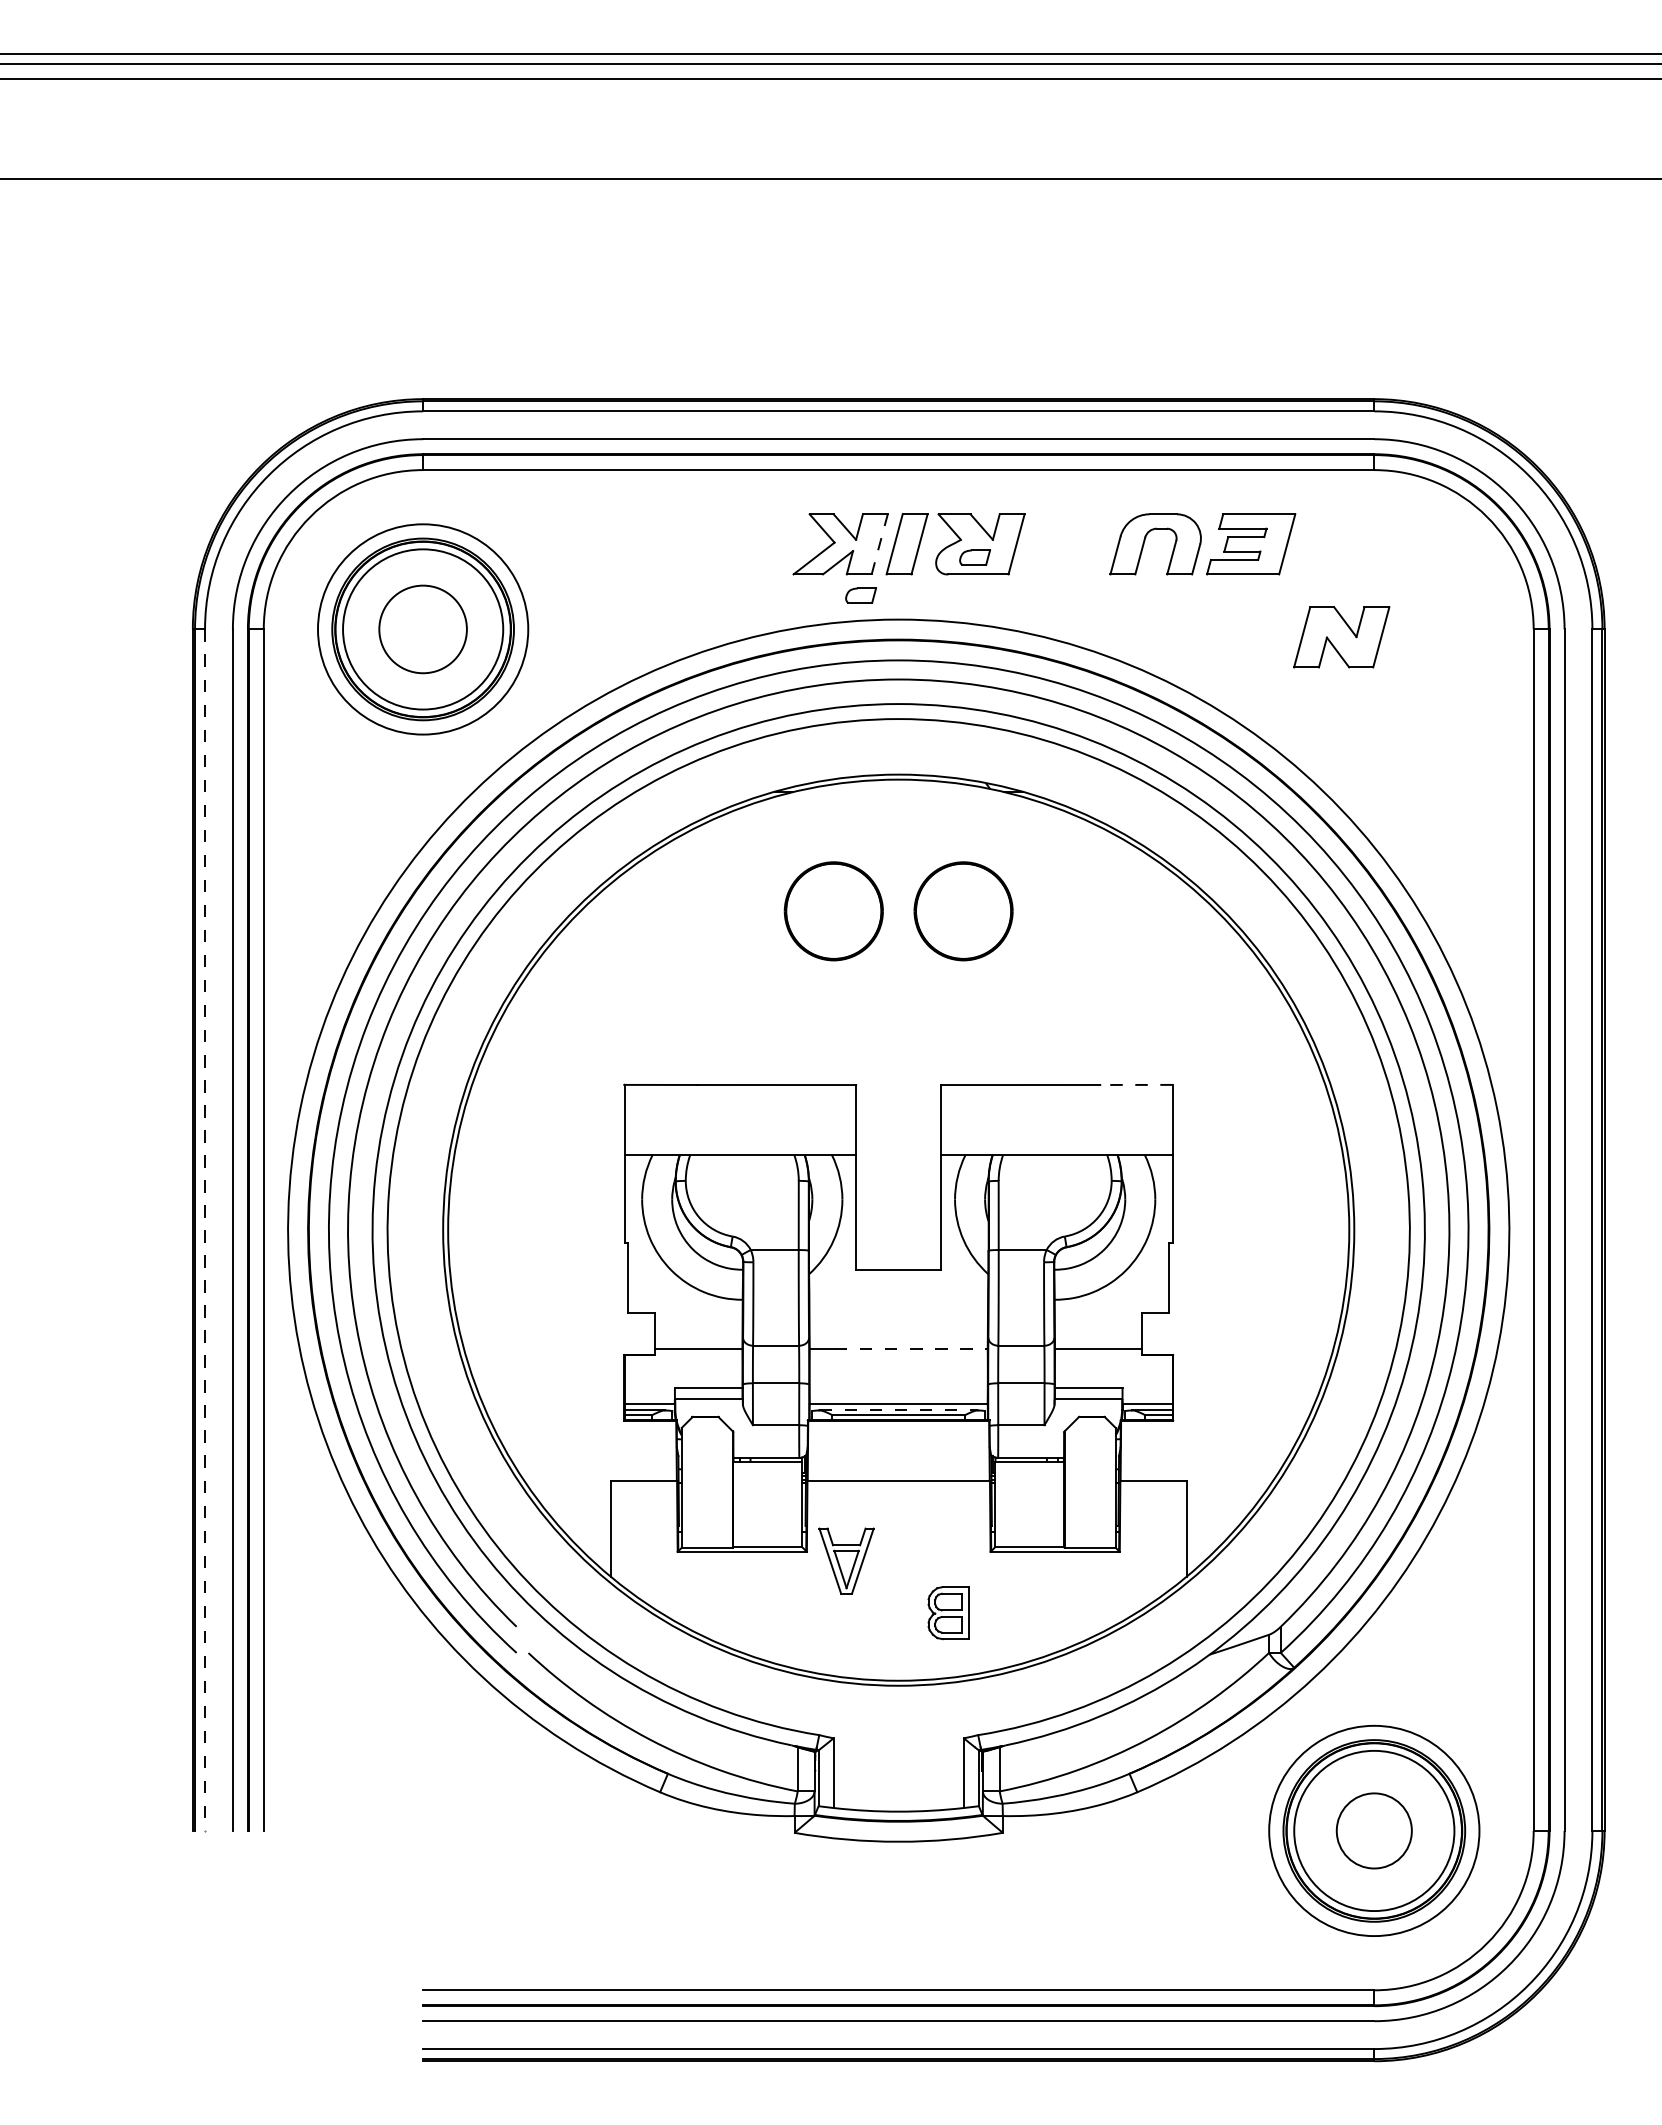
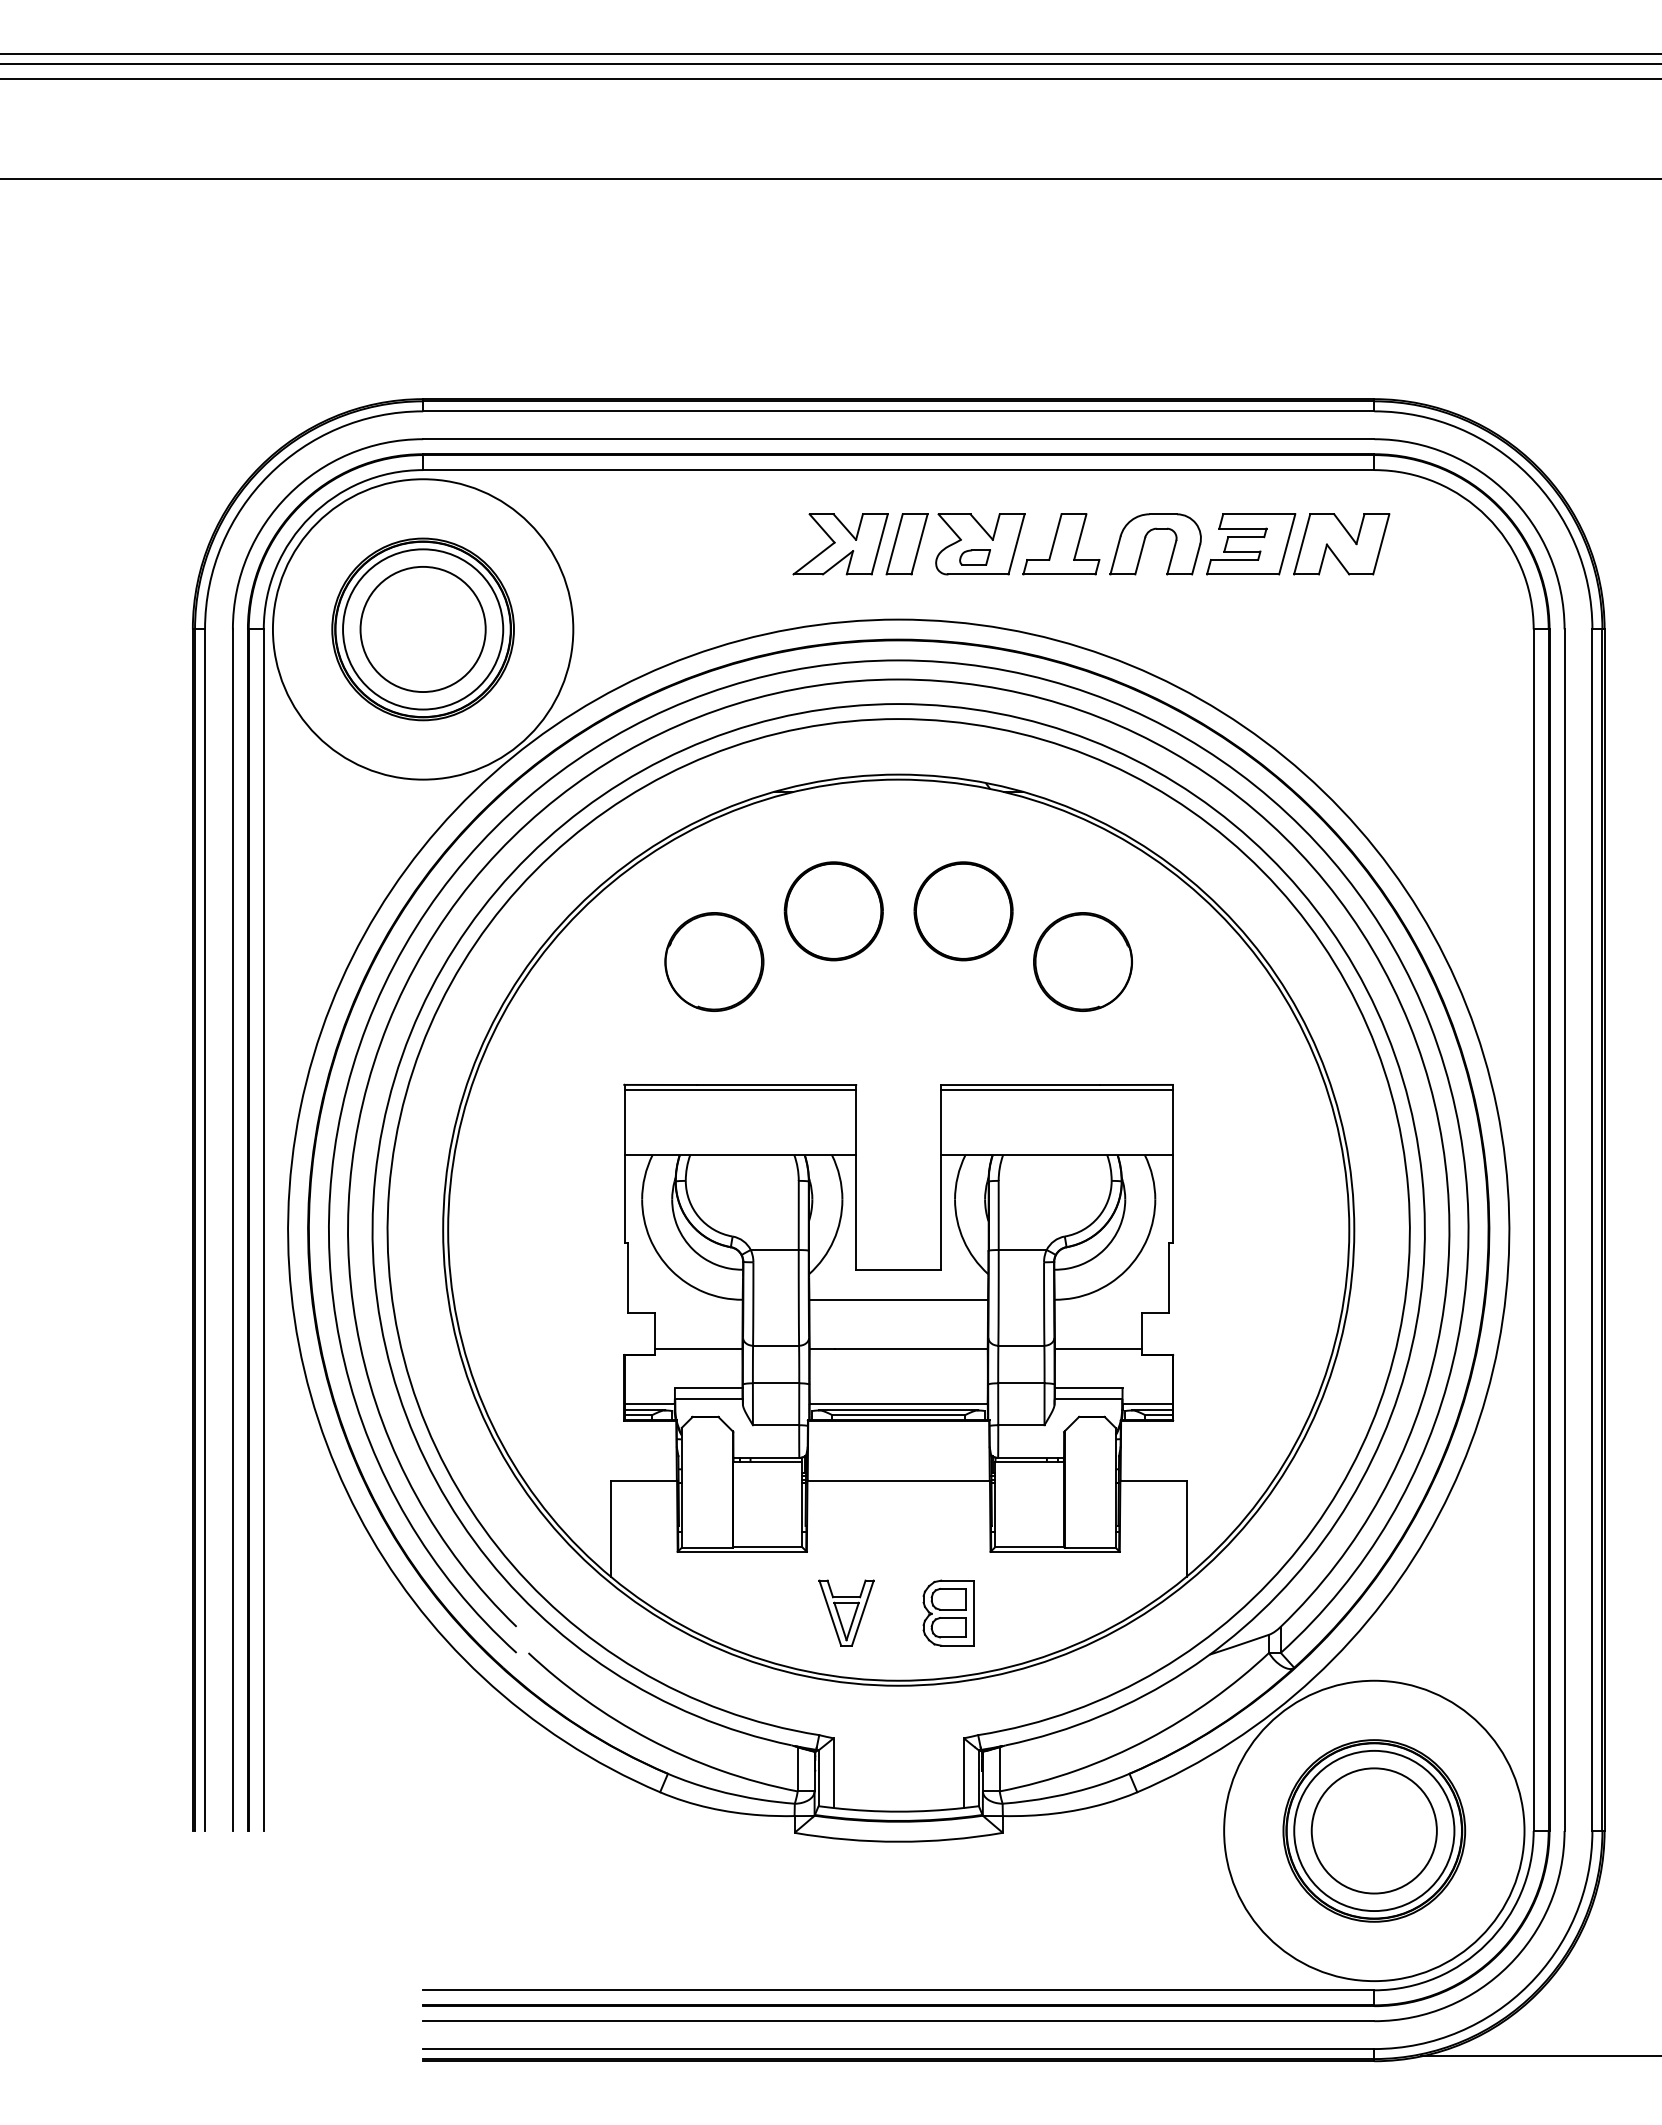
line: dashed -> solid (879, 543)
part: none -> present (1061, 544)
part: present -> none (860, 595)
circle diameter: 88 px -> 125 px (422, 629)
circle diameter: 210 px -> 300 px (422, 629)
part position: (1341, 637) -> (1341, 544) (1341, 544)
part: none -> present (714, 961)
part: none -> present (1082, 961)
line: dashed -> solid (1136, 1084)
line: none -> present (740, 1090)
line: none -> present (1056, 1090)
line: dashed -> solid (205, 1230)
line: none -> present (898, 1299)
line: dashed -> solid (911, 1349)
line: dashed -> solid (899, 1410)
part position: (846, 1560) -> (846, 1612) (846, 1612)
part size: 43x55 px -> 53x68 px (948, 1612)
circle diameter: 75 px -> 125 px (1373, 1830)
circle diameter: 210 px -> 300 px (1374, 1830)
line: none -> present (1539, 2056)
